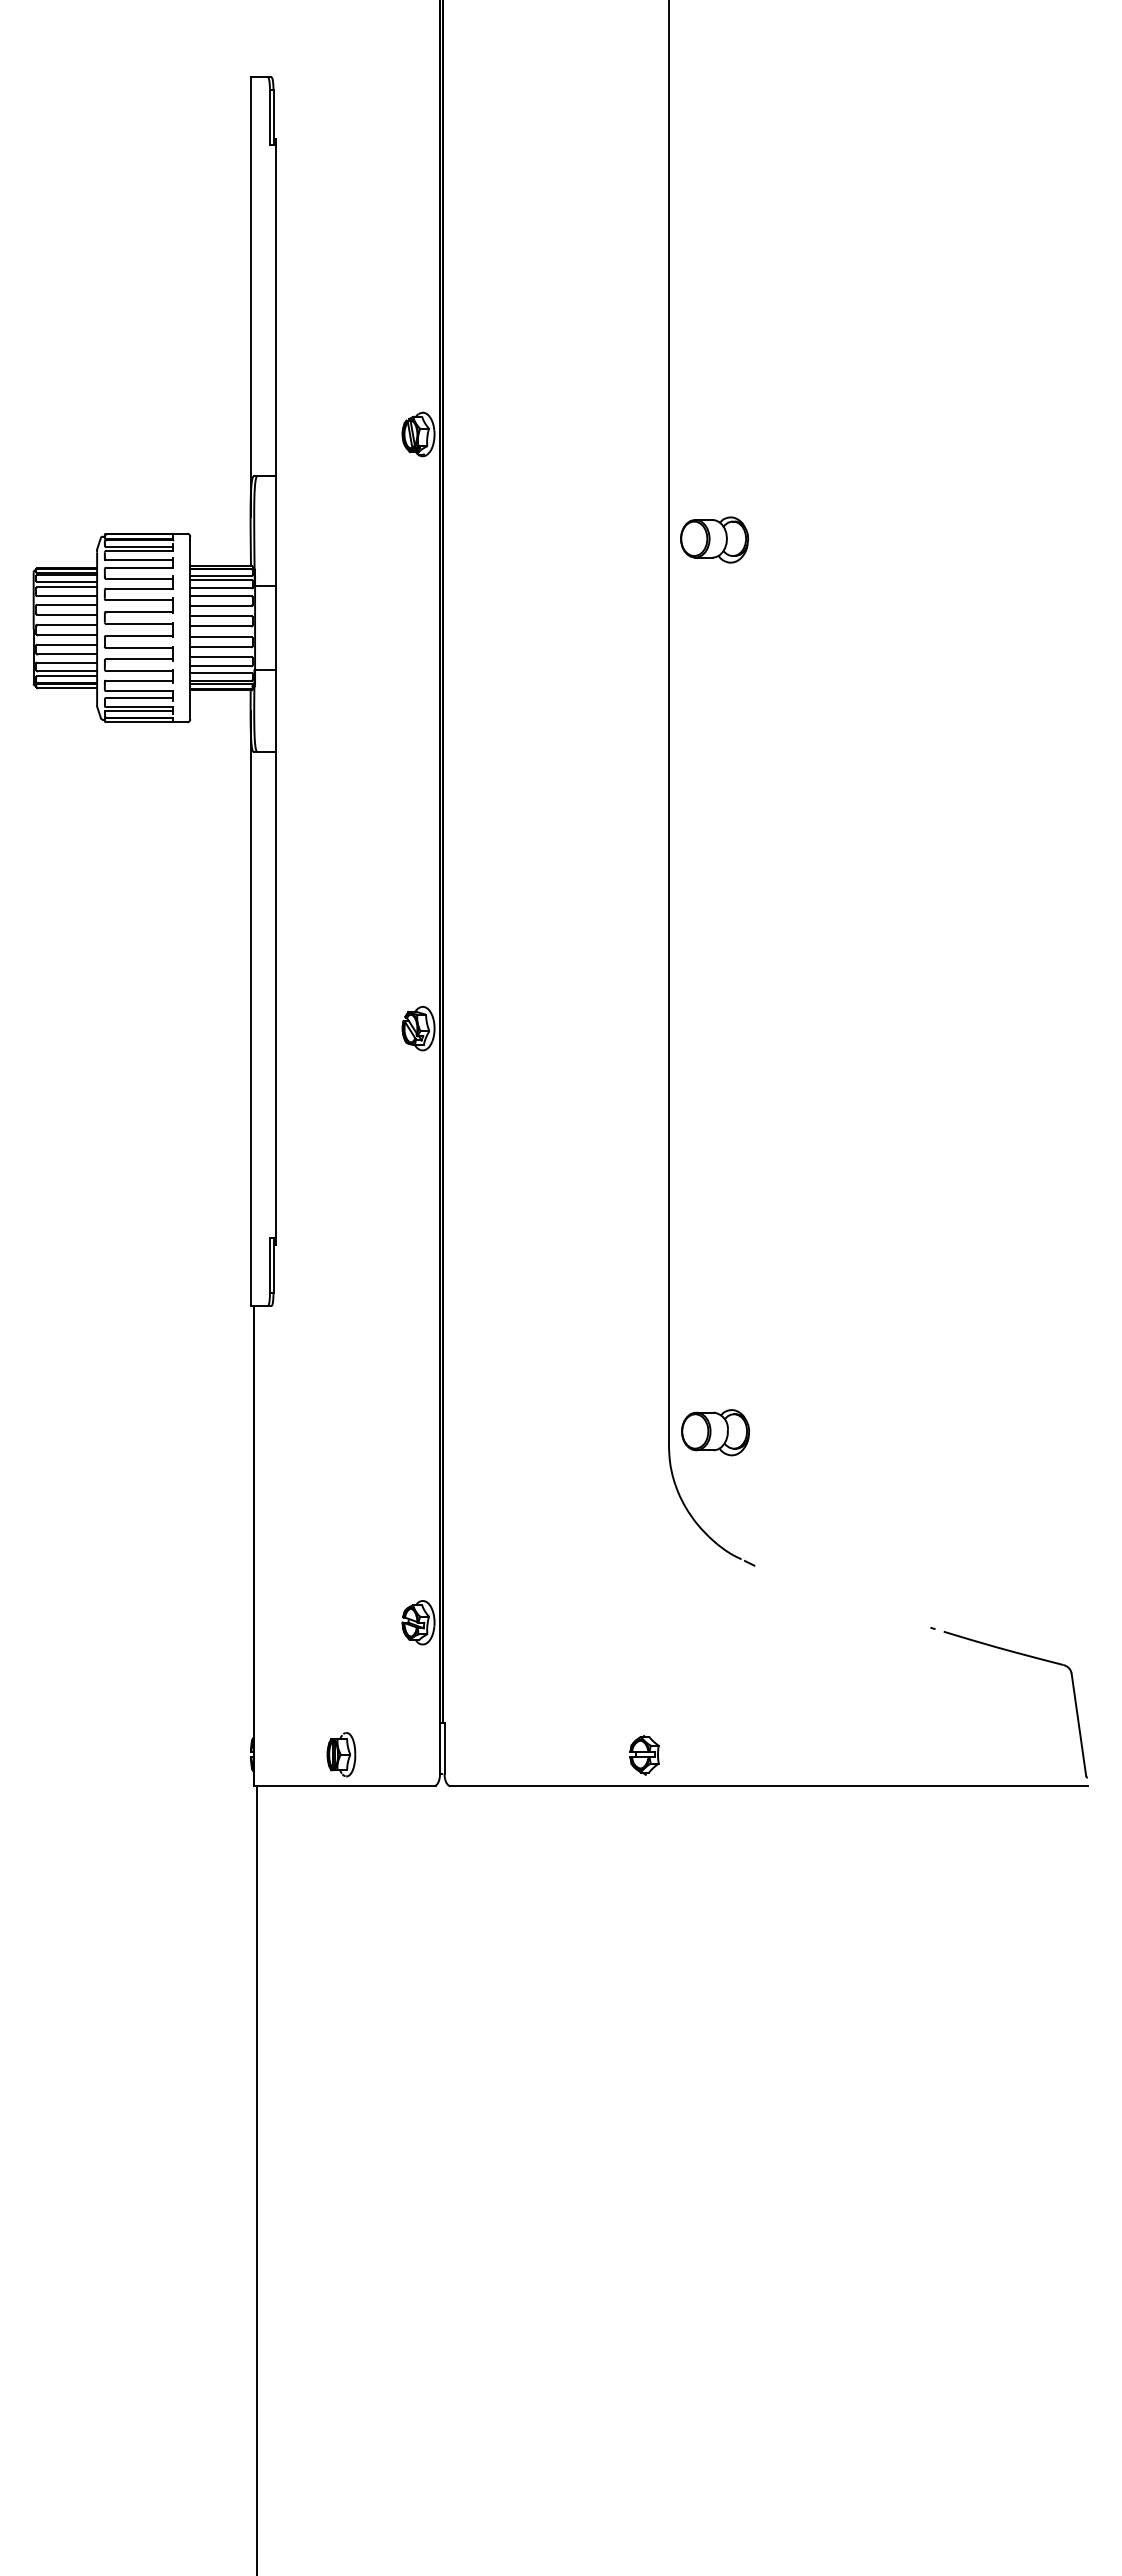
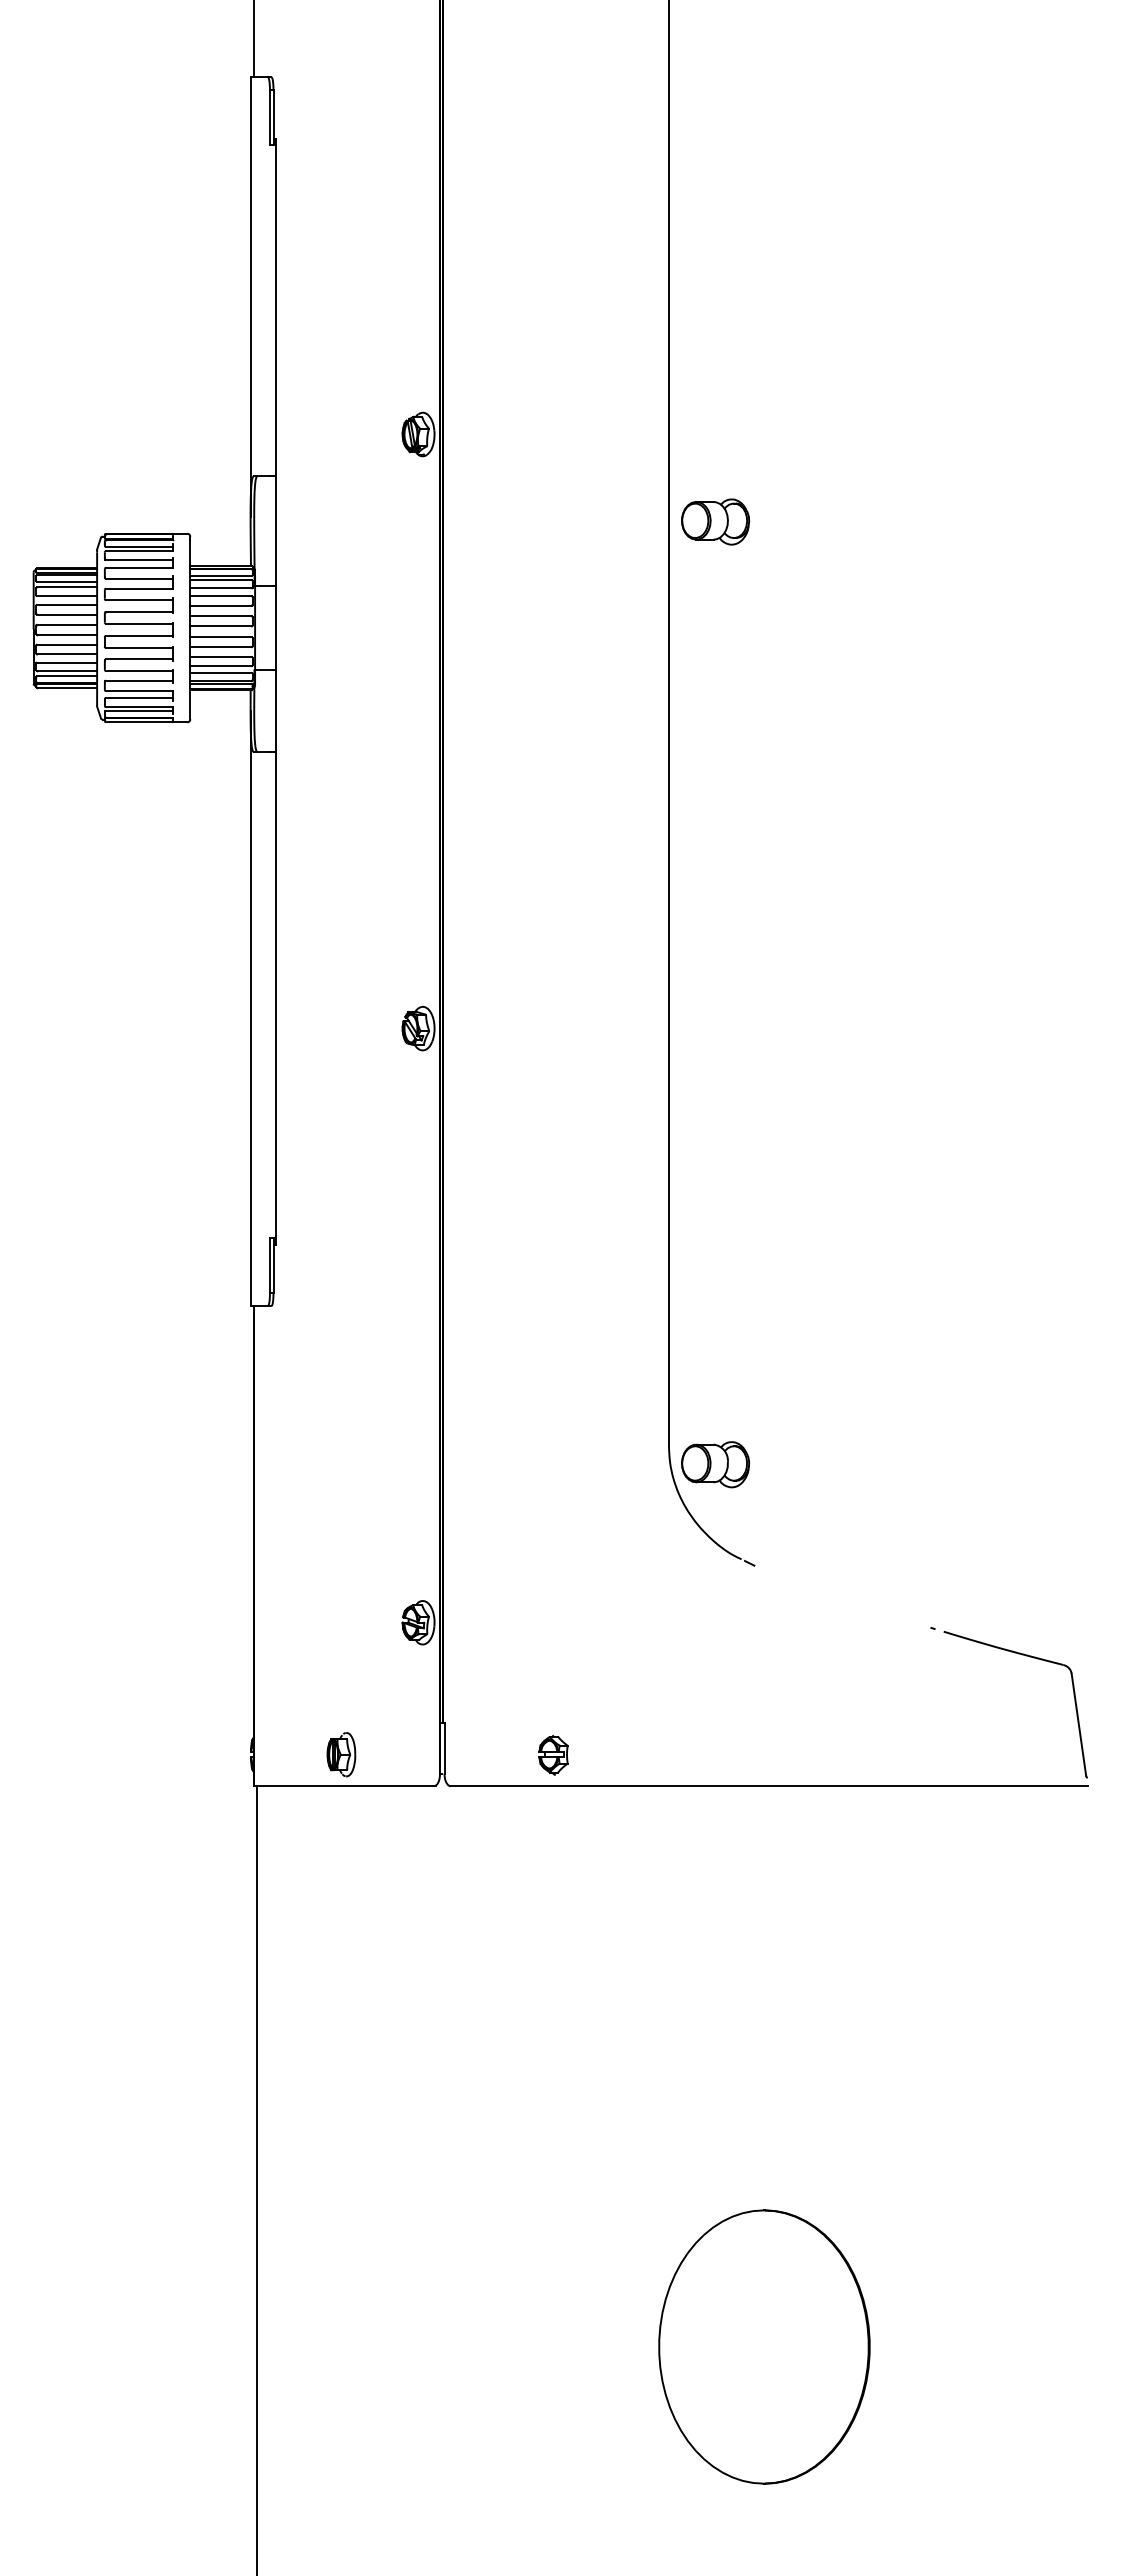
line: none -> present (254, 39)
part position: (714, 539) -> (715, 521) (715, 521)
part position: (715, 1432) -> (715, 1464) (715, 1464)
part position: (644, 1755) -> (553, 1755) (553, 1755)
part: none -> present (764, 2346)
